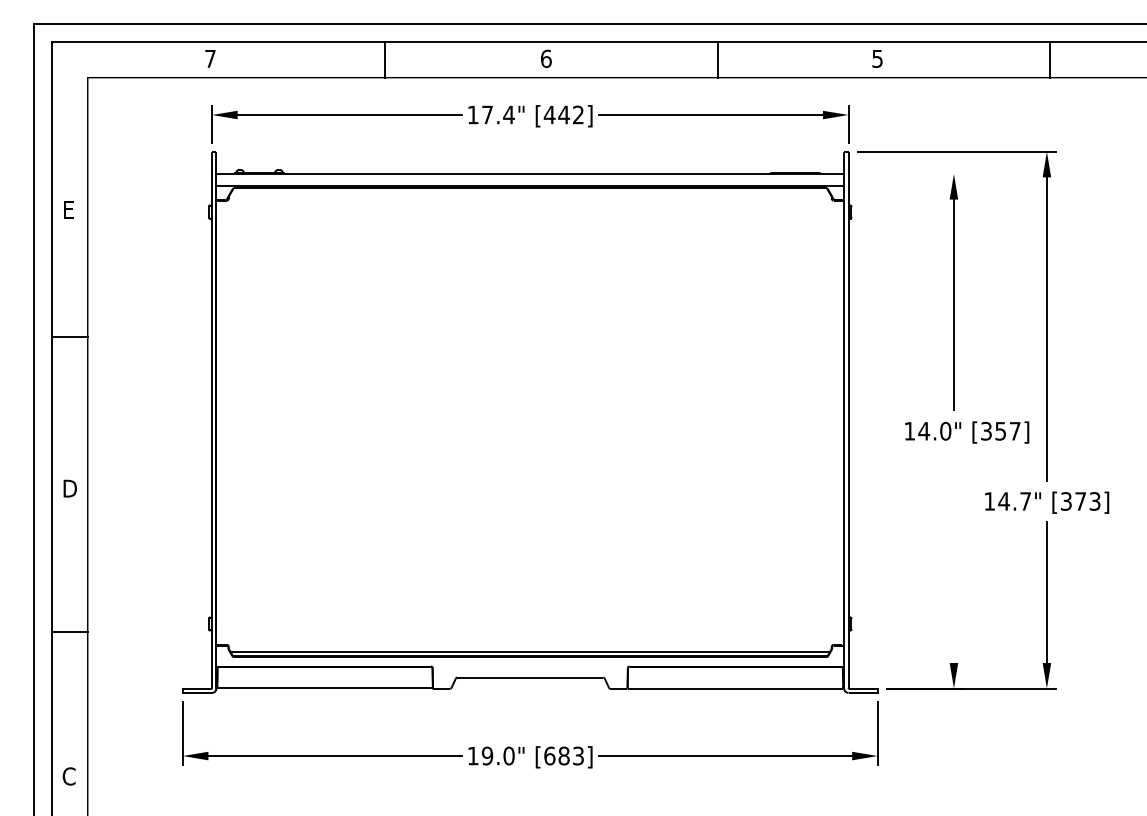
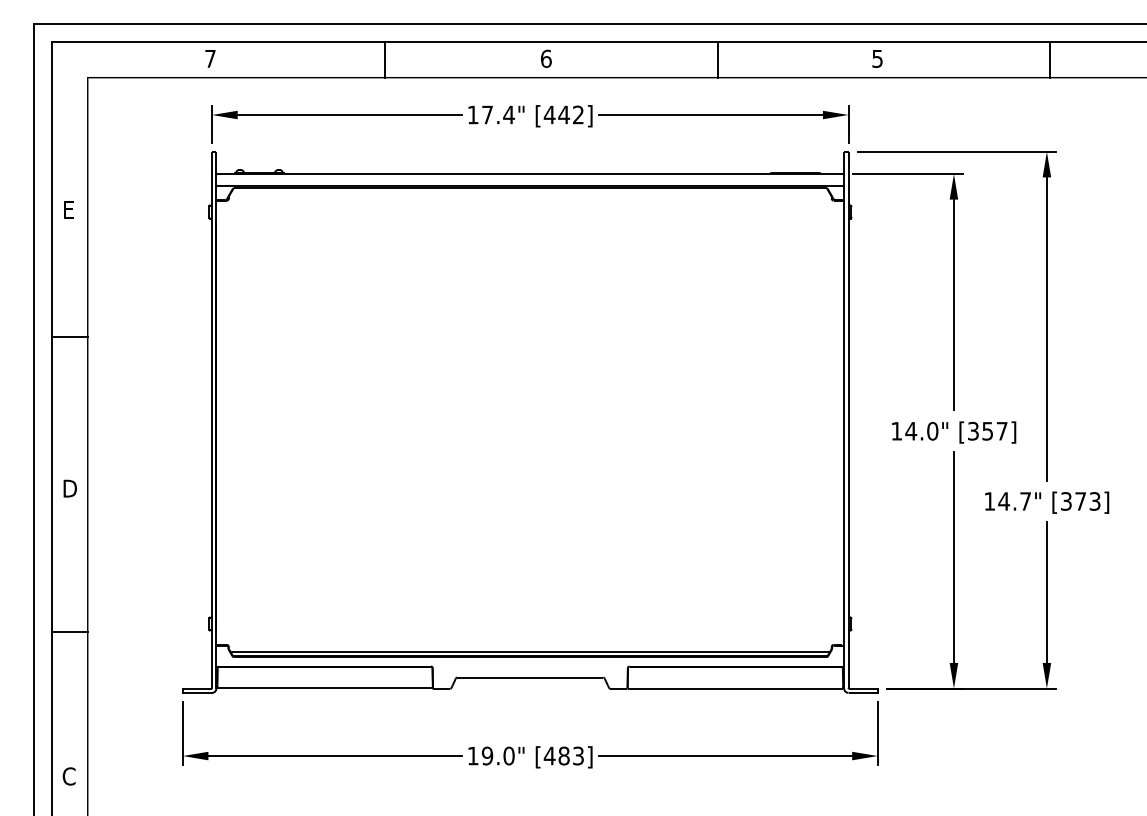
line: none -> present (908, 174)
text position: (967, 432) -> (954, 432) (954, 432)
line: none -> present (953, 557)
text: [683] -> [483] (549, 755)
